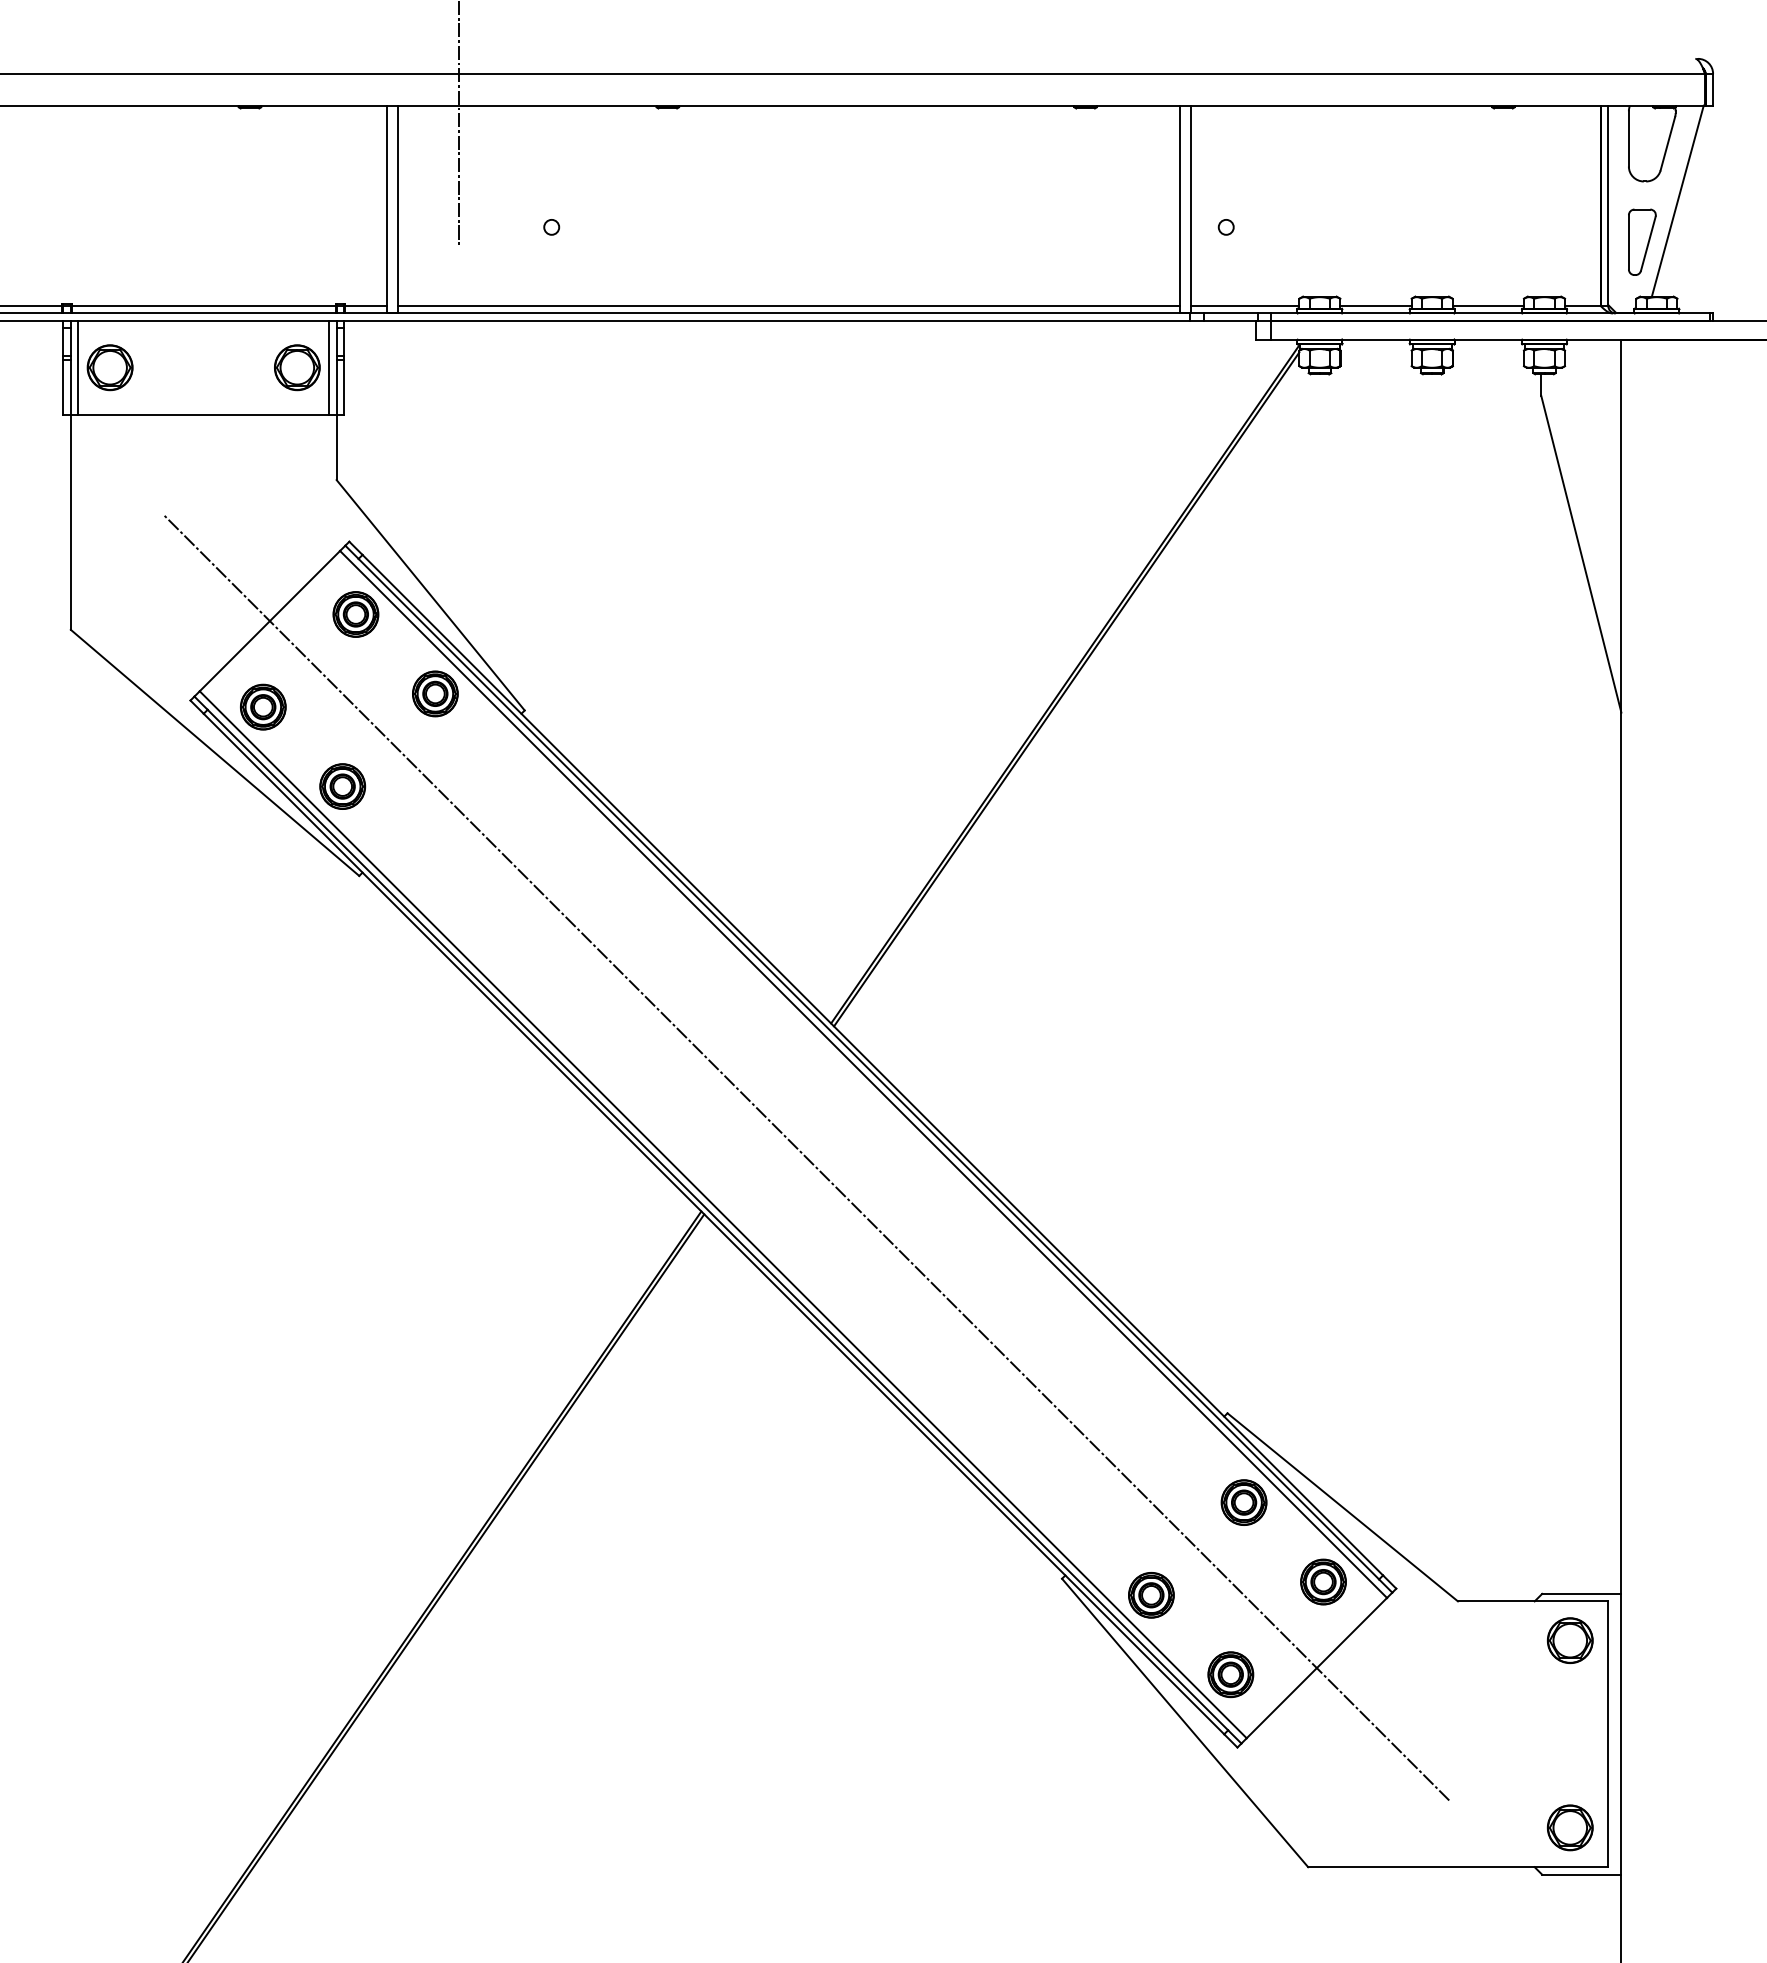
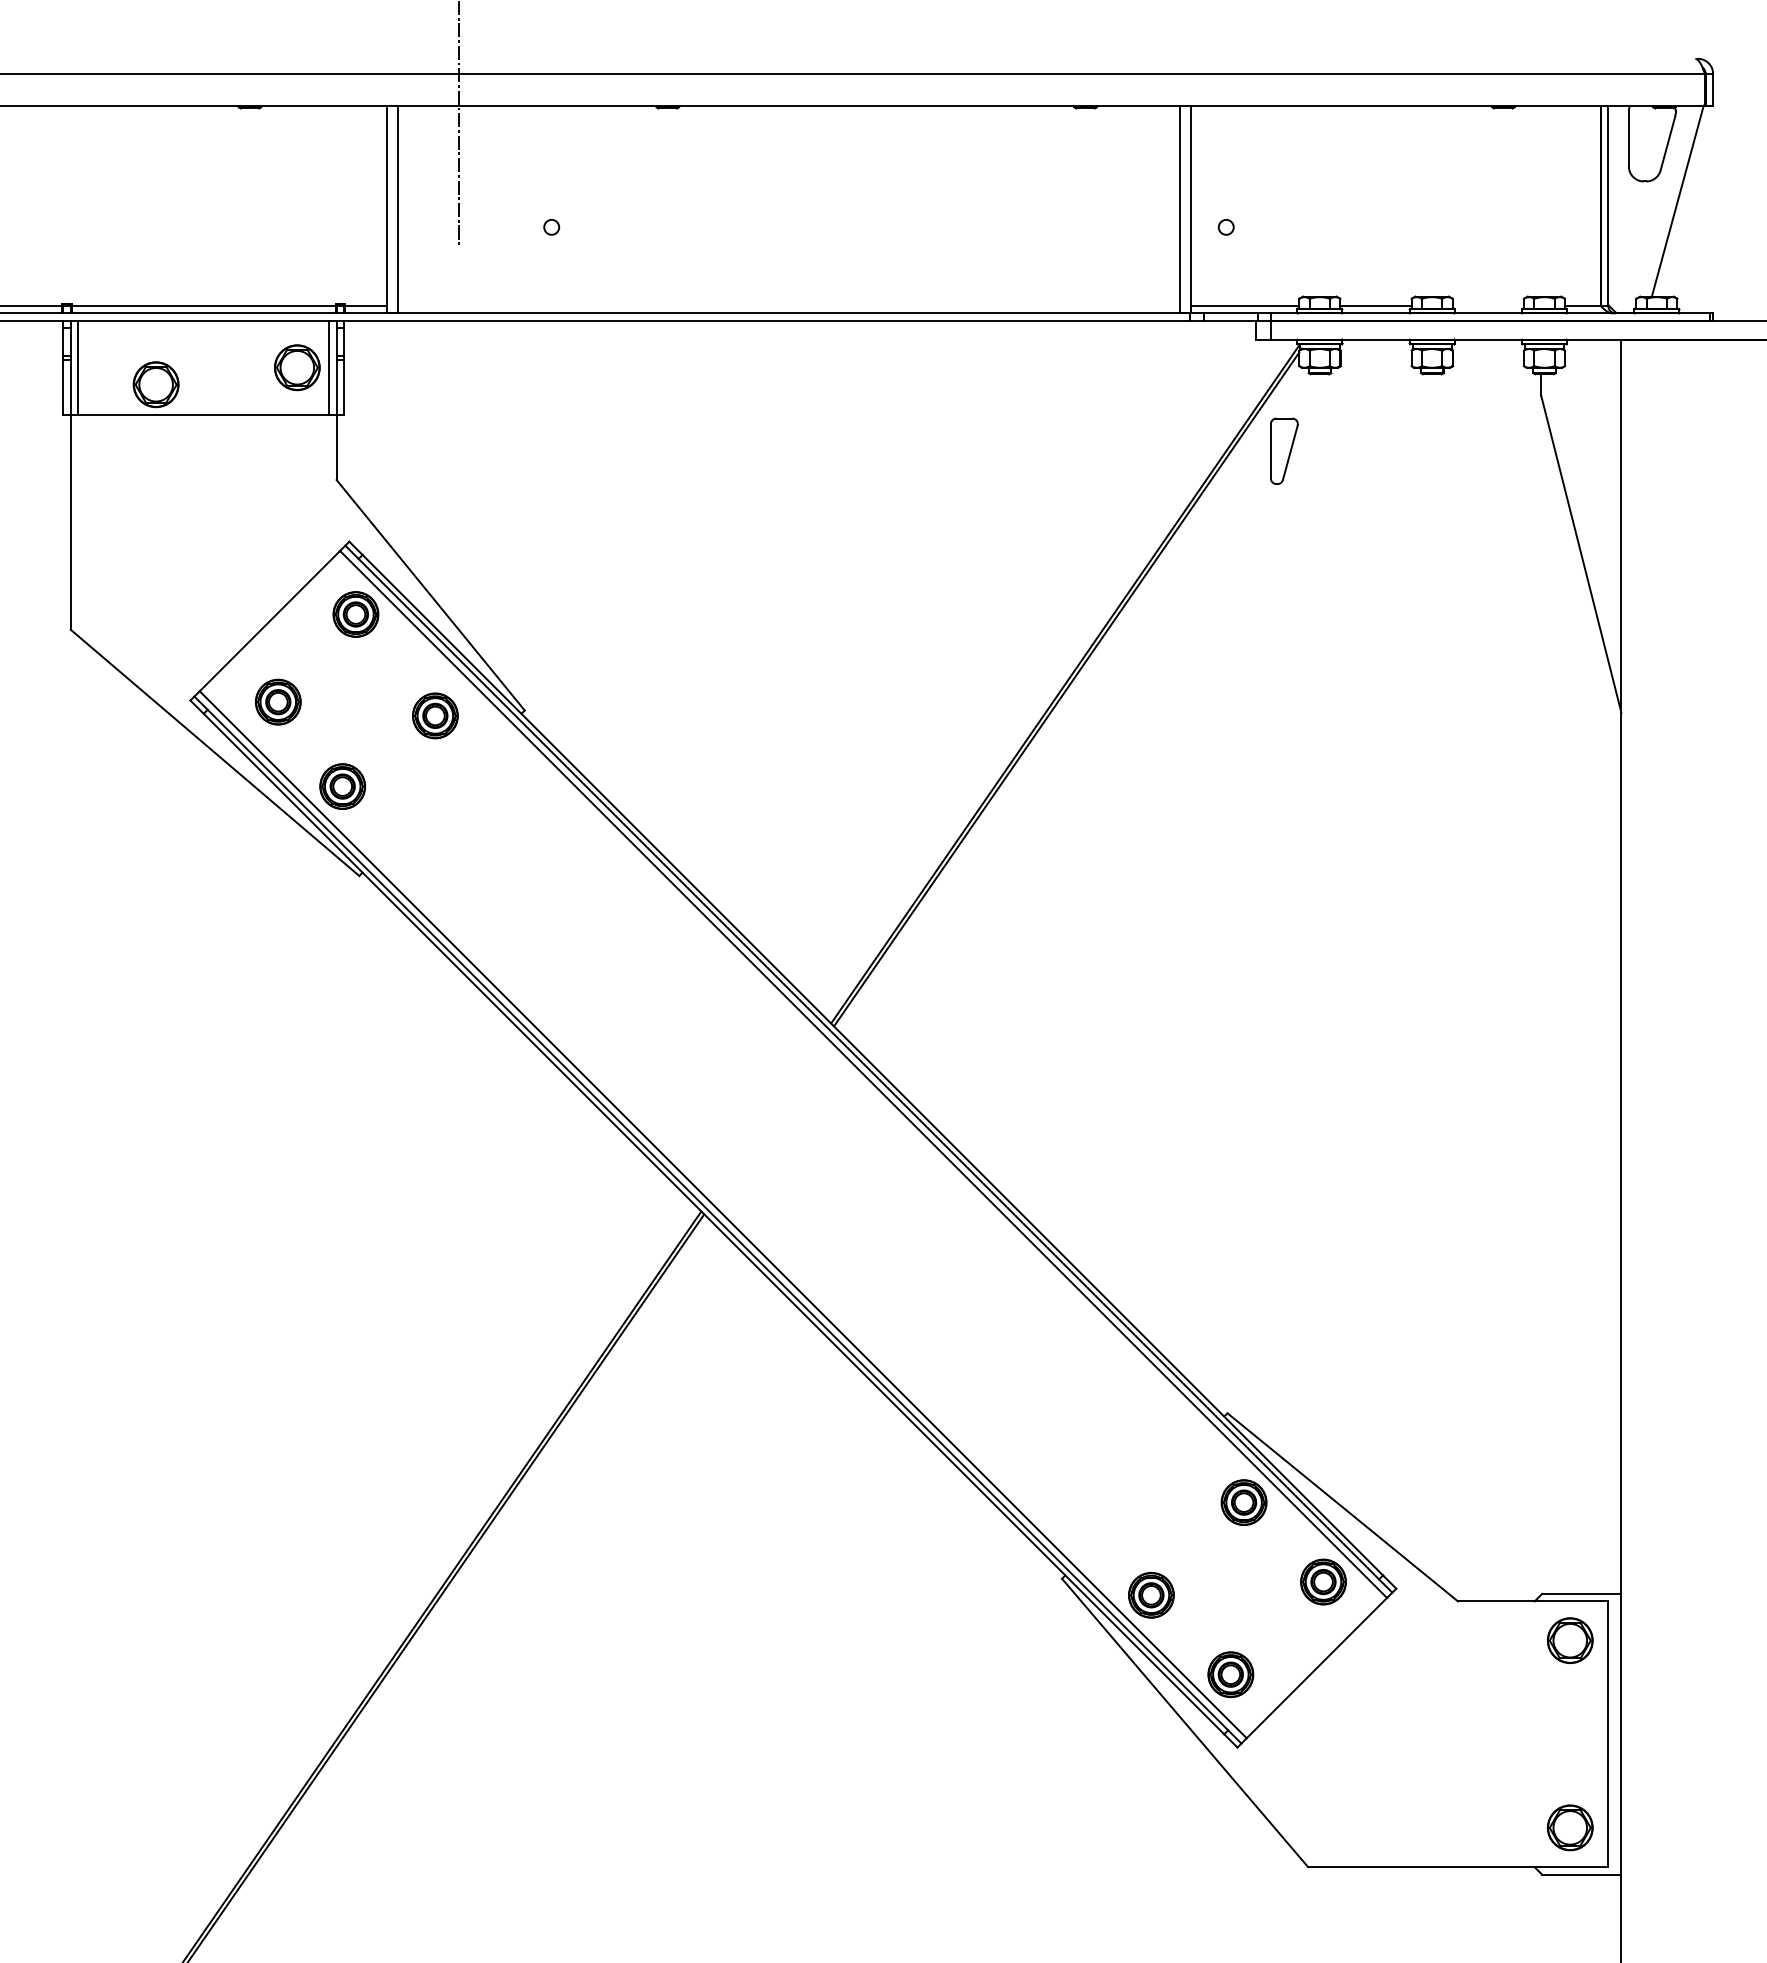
part position: (1642, 241) -> (1284, 450) (1284, 450)
line: present -> none (788, 305)
line: present -> none (1487, 305)
part position: (109, 367) -> (155, 384) (155, 384)
part position: (435, 693) -> (435, 715) (435, 715)
part position: (263, 706) -> (278, 701) (278, 701)
line: present -> none (806, 1157)
